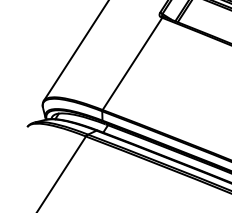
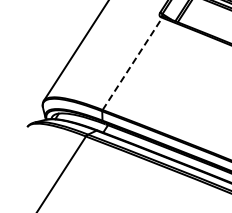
line: solid -> dashed (132, 63)
